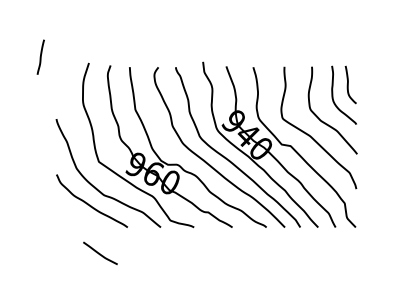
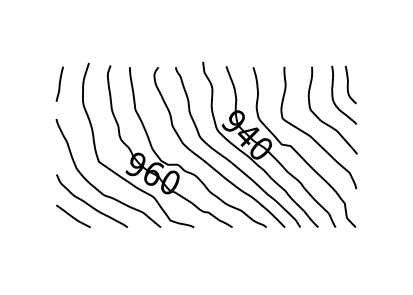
line position: (40, 56) -> (59, 83) (59, 83)
curve position: (99, 252) -> (72, 215) (72, 215)
